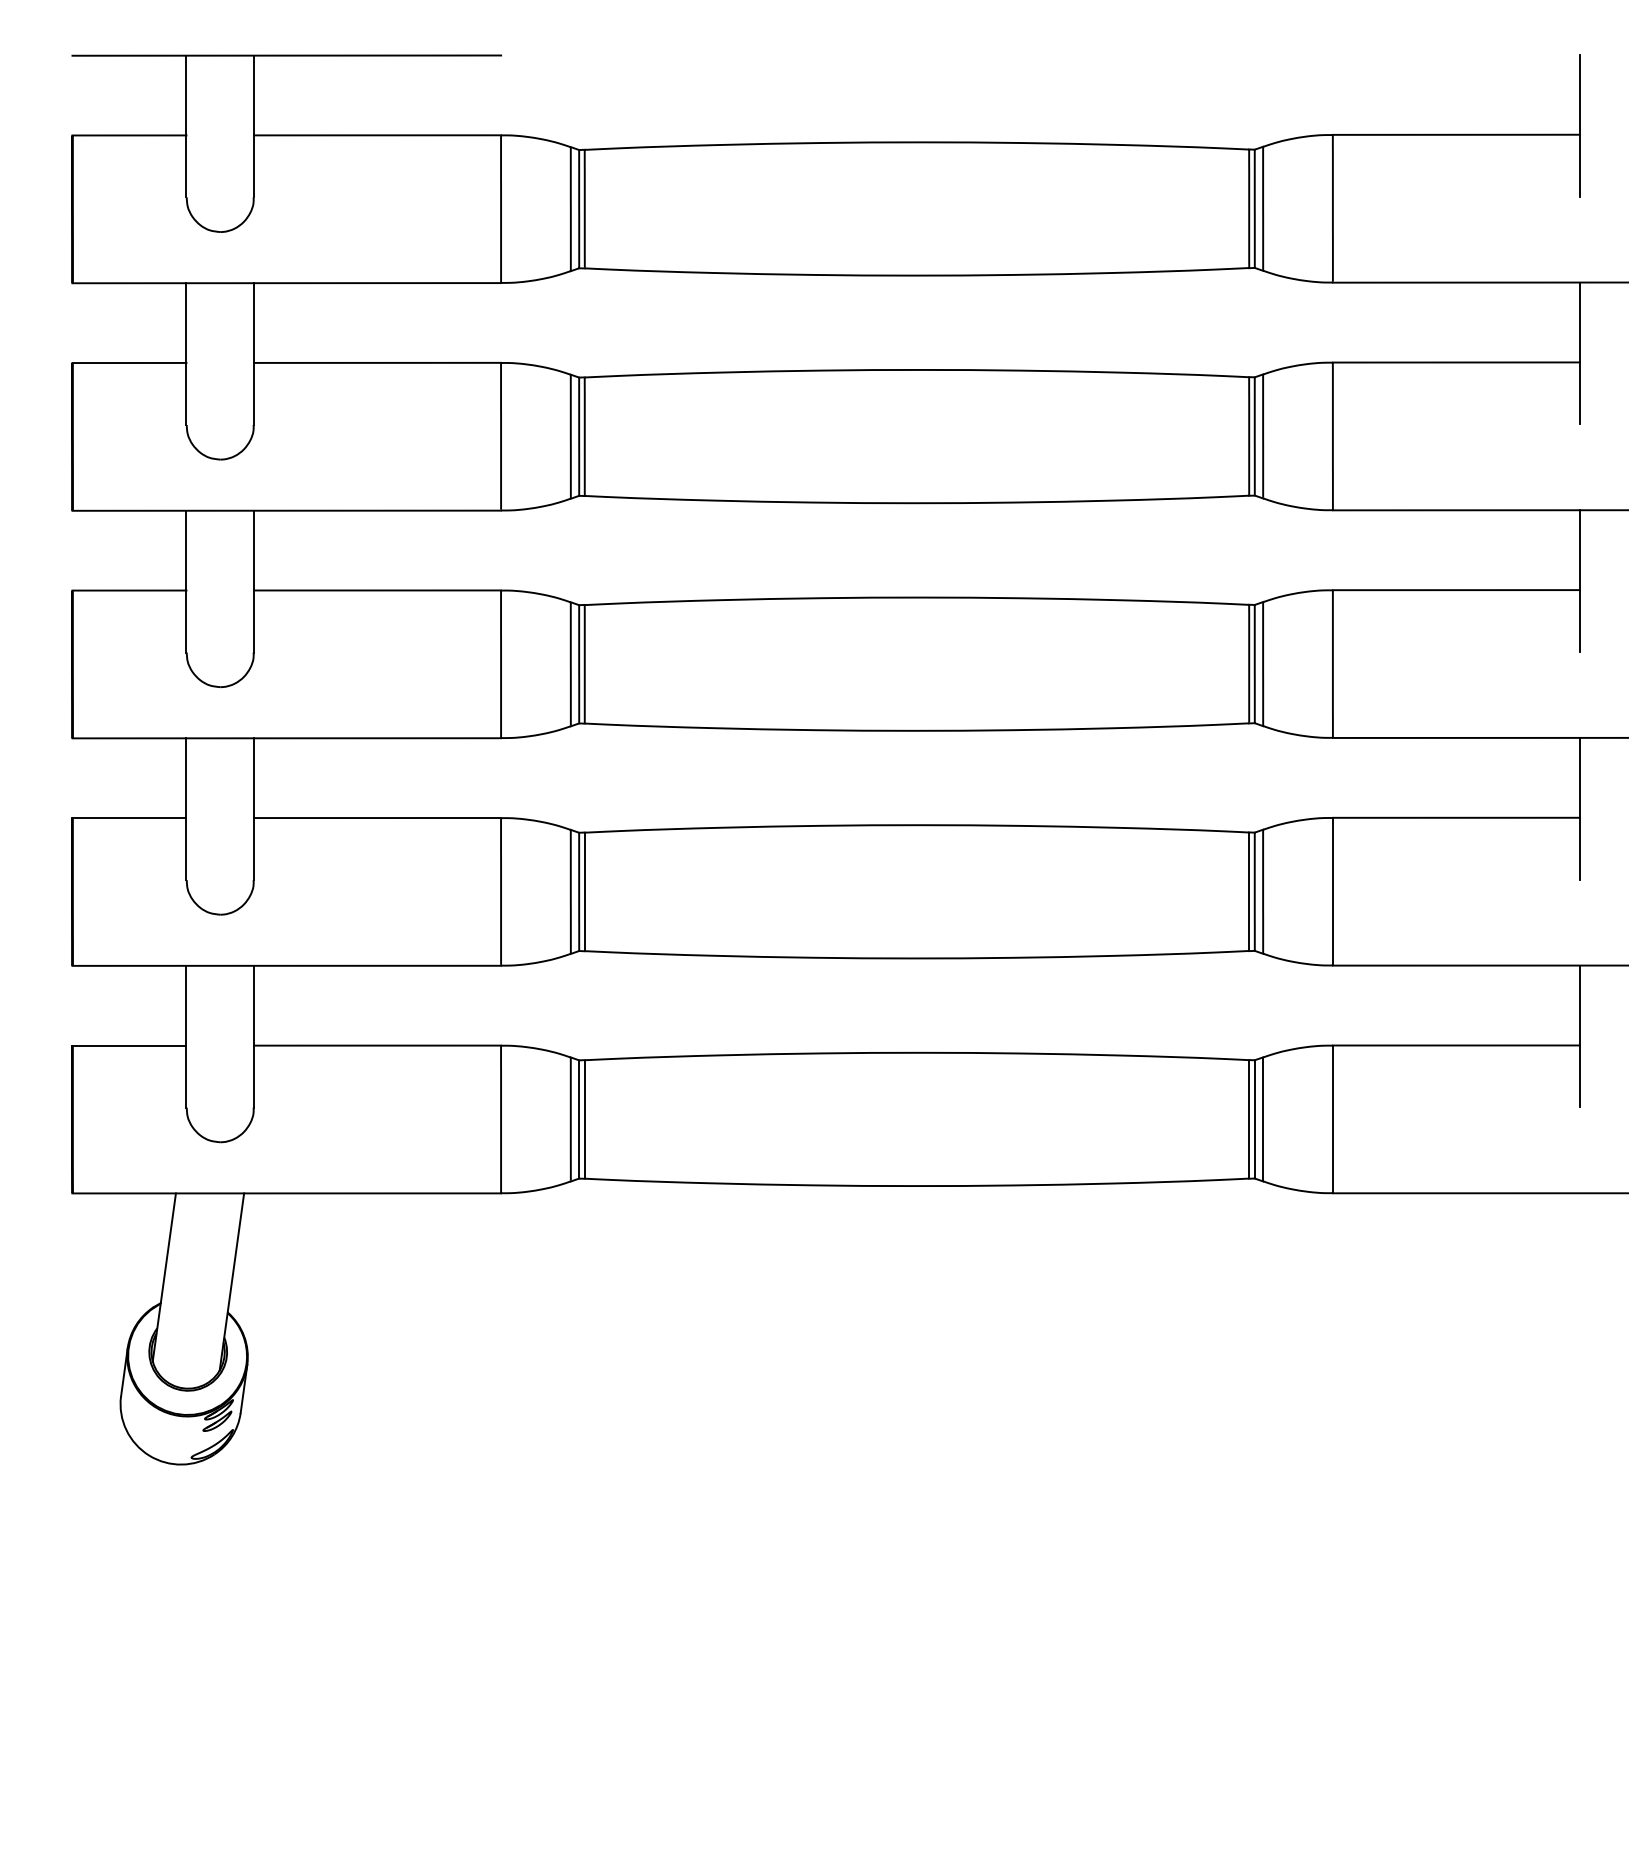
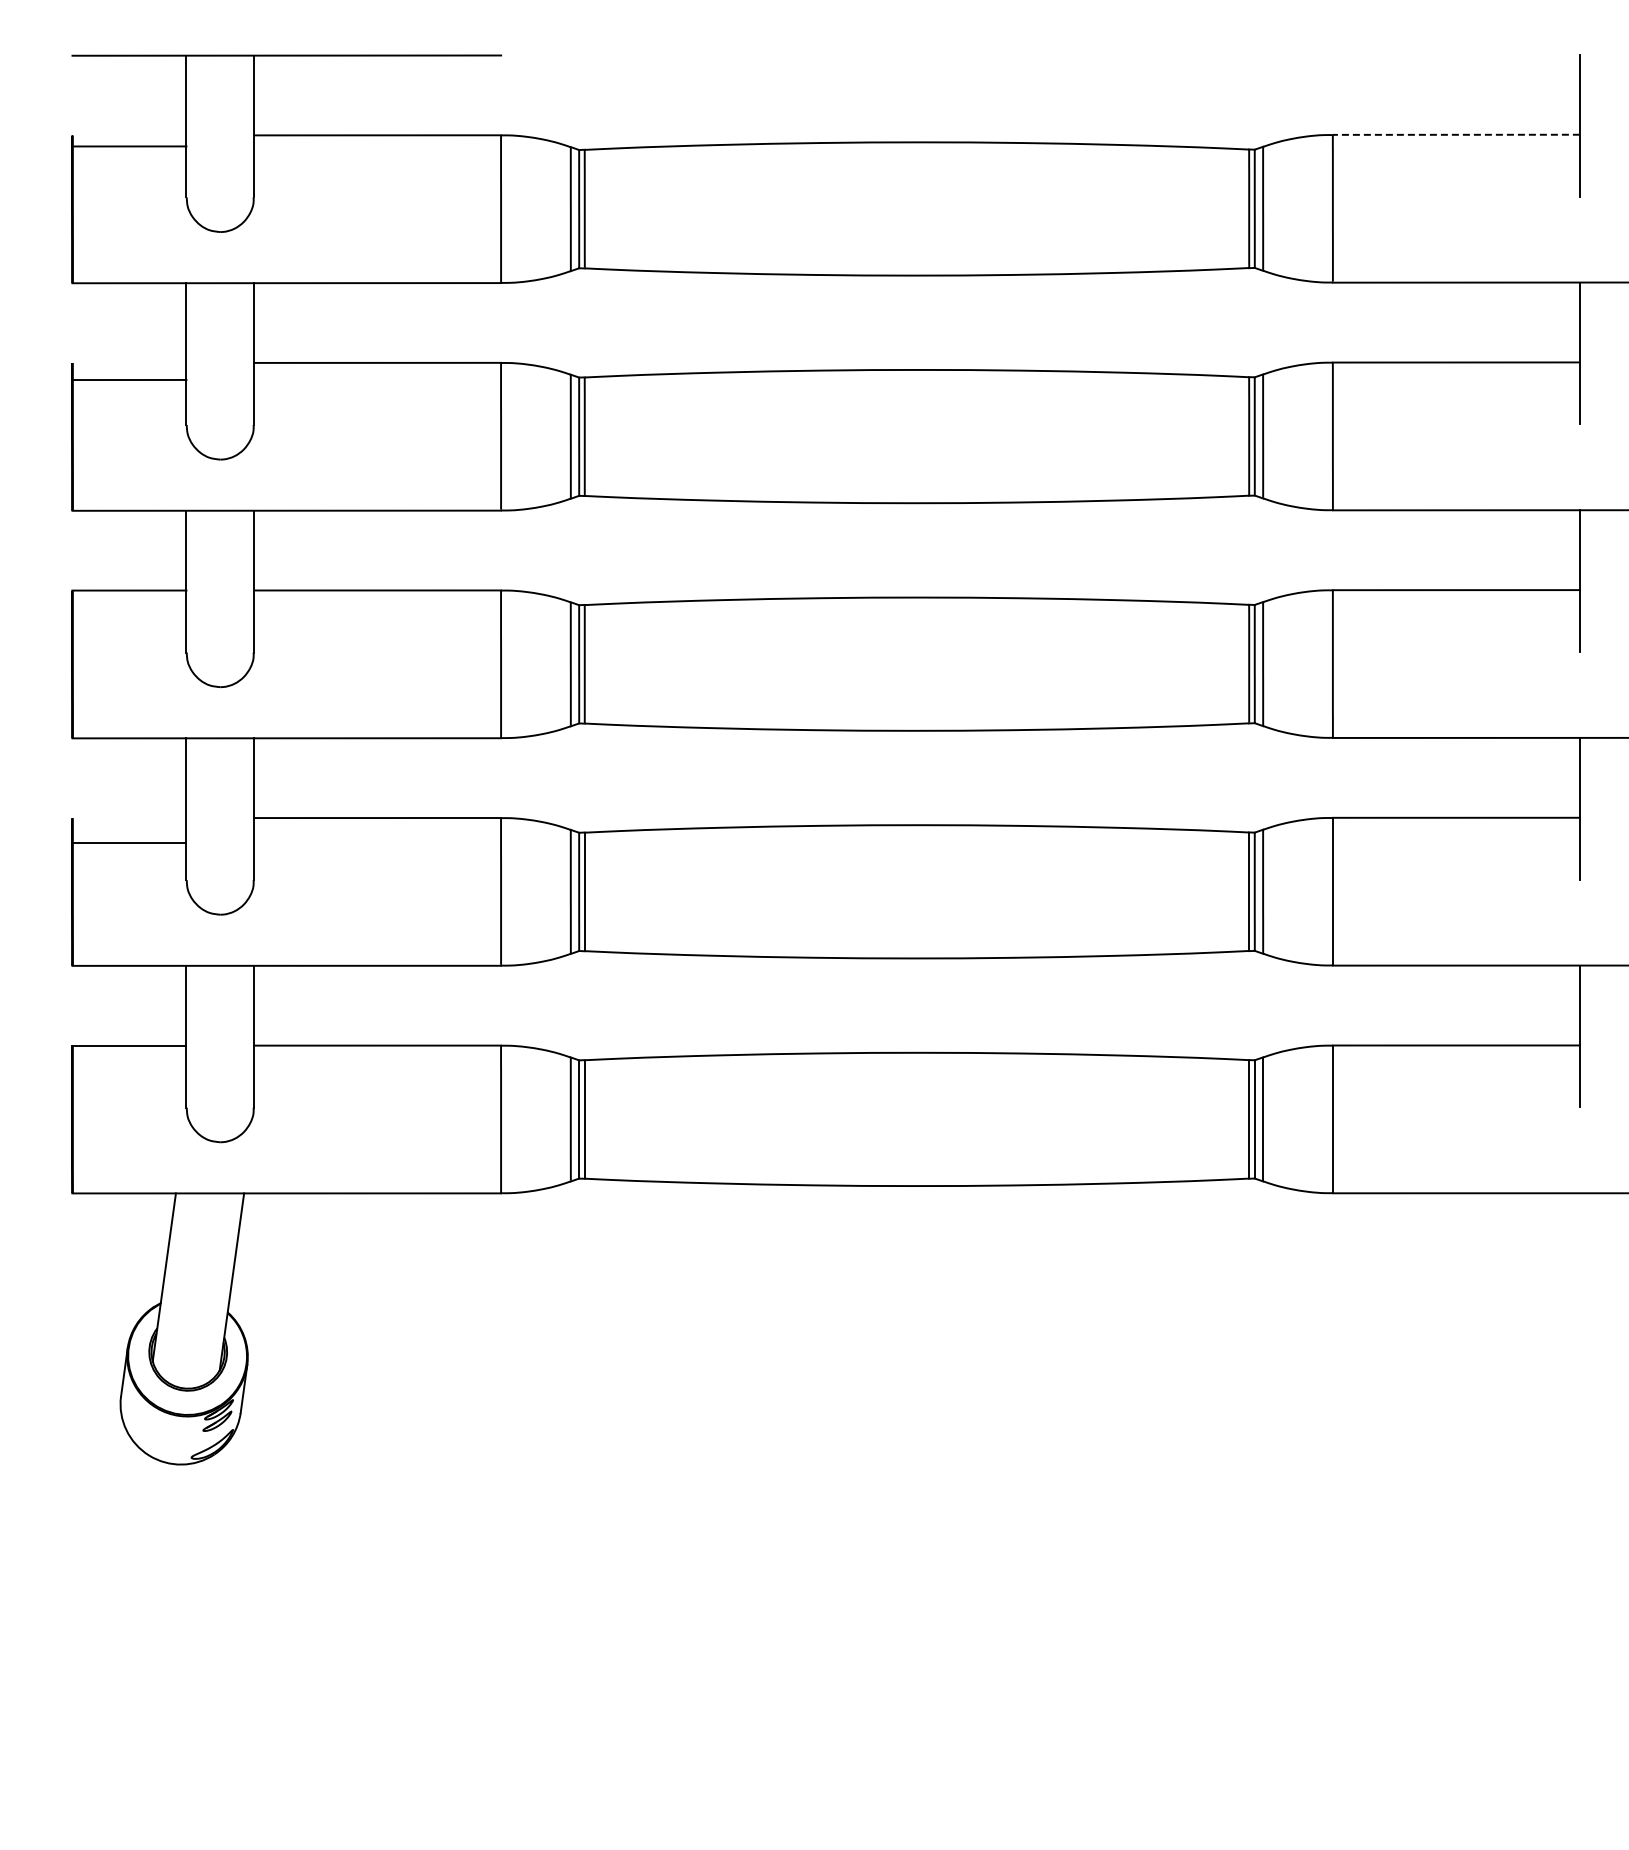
line: solid -> dashed (1456, 134)
line position: (129, 135) -> (129, 146) (129, 146)
line position: (129, 362) -> (129, 379) (129, 379)
line position: (129, 818) -> (129, 843) (129, 843)
